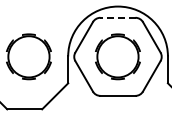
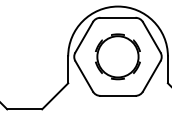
line: dashed -> solid (117, 17)
part: present -> none (28, 56)
